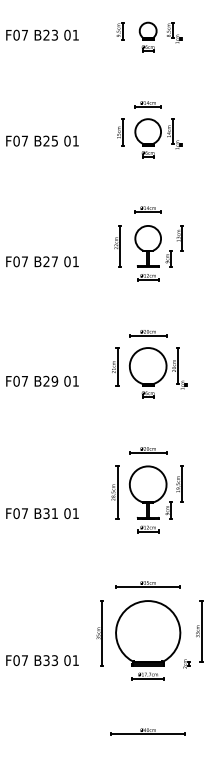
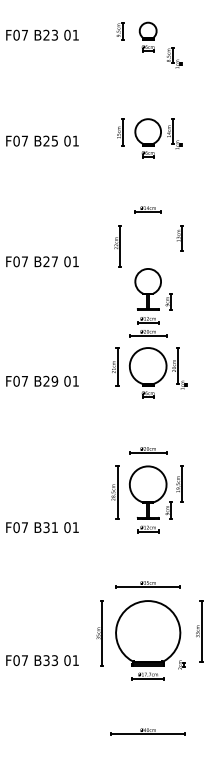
part position: (174, 32) -> (174, 57) (174, 57)
part: present -> none (147, 104)
part position: (153, 253) -> (153, 296) (153, 296)
text position: (42, 513) -> (42, 527) (42, 527)
part position: (186, 663) -> (181, 664) (181, 664)
